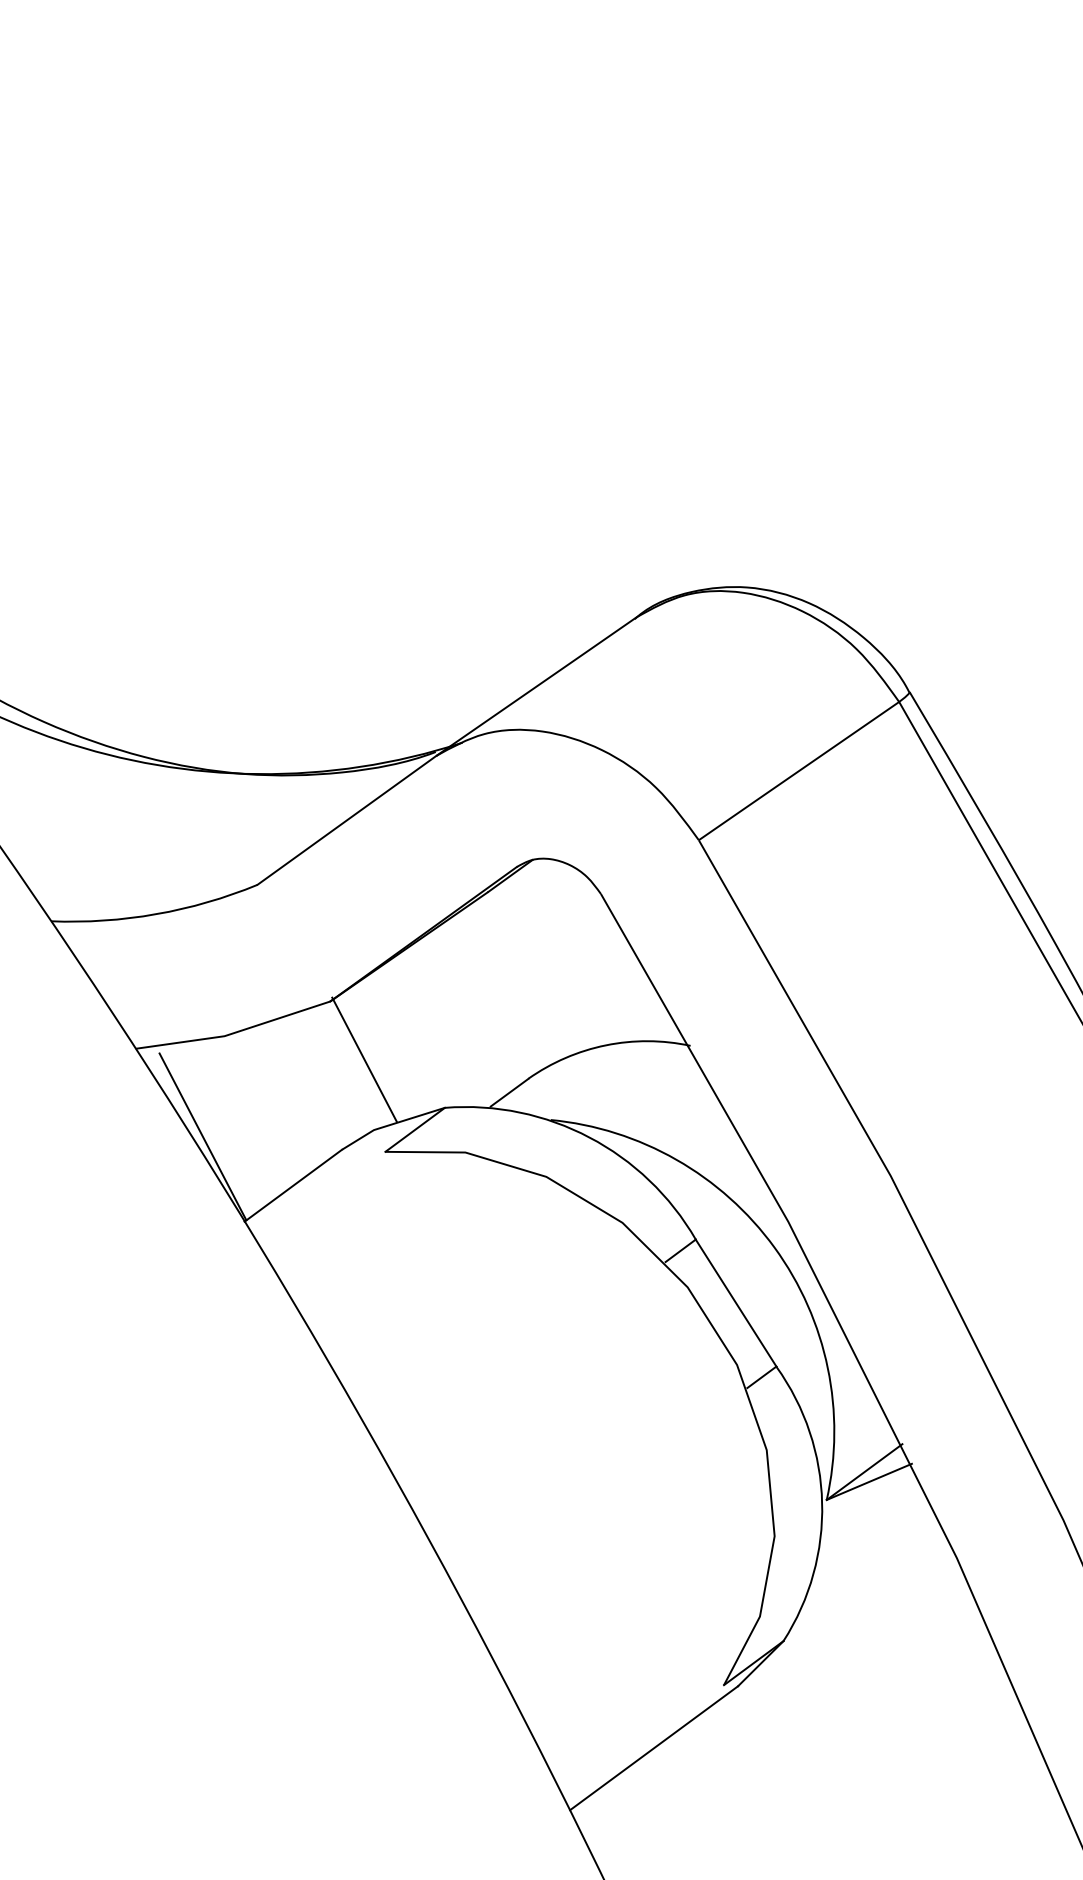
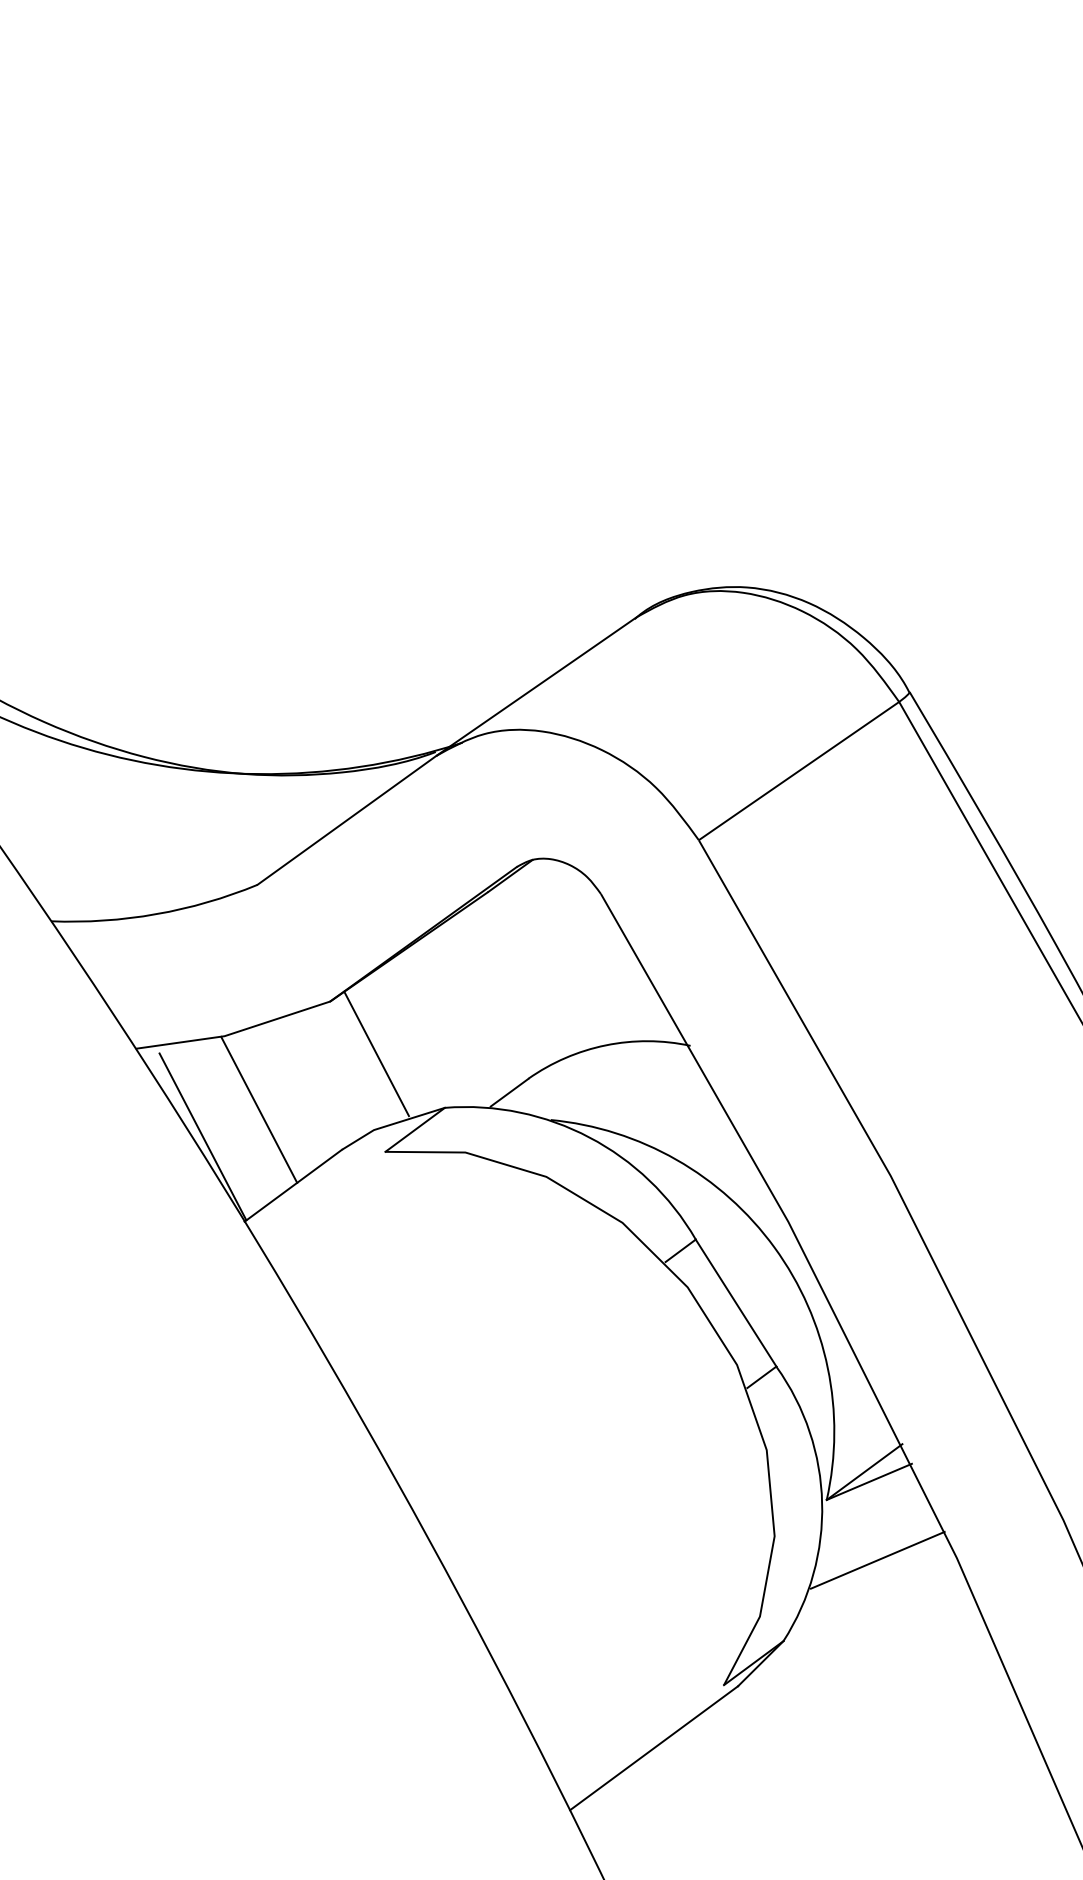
line position: (364, 1059) -> (376, 1053) (376, 1053)
line: none -> present (259, 1109)
line: none -> present (877, 1559)
